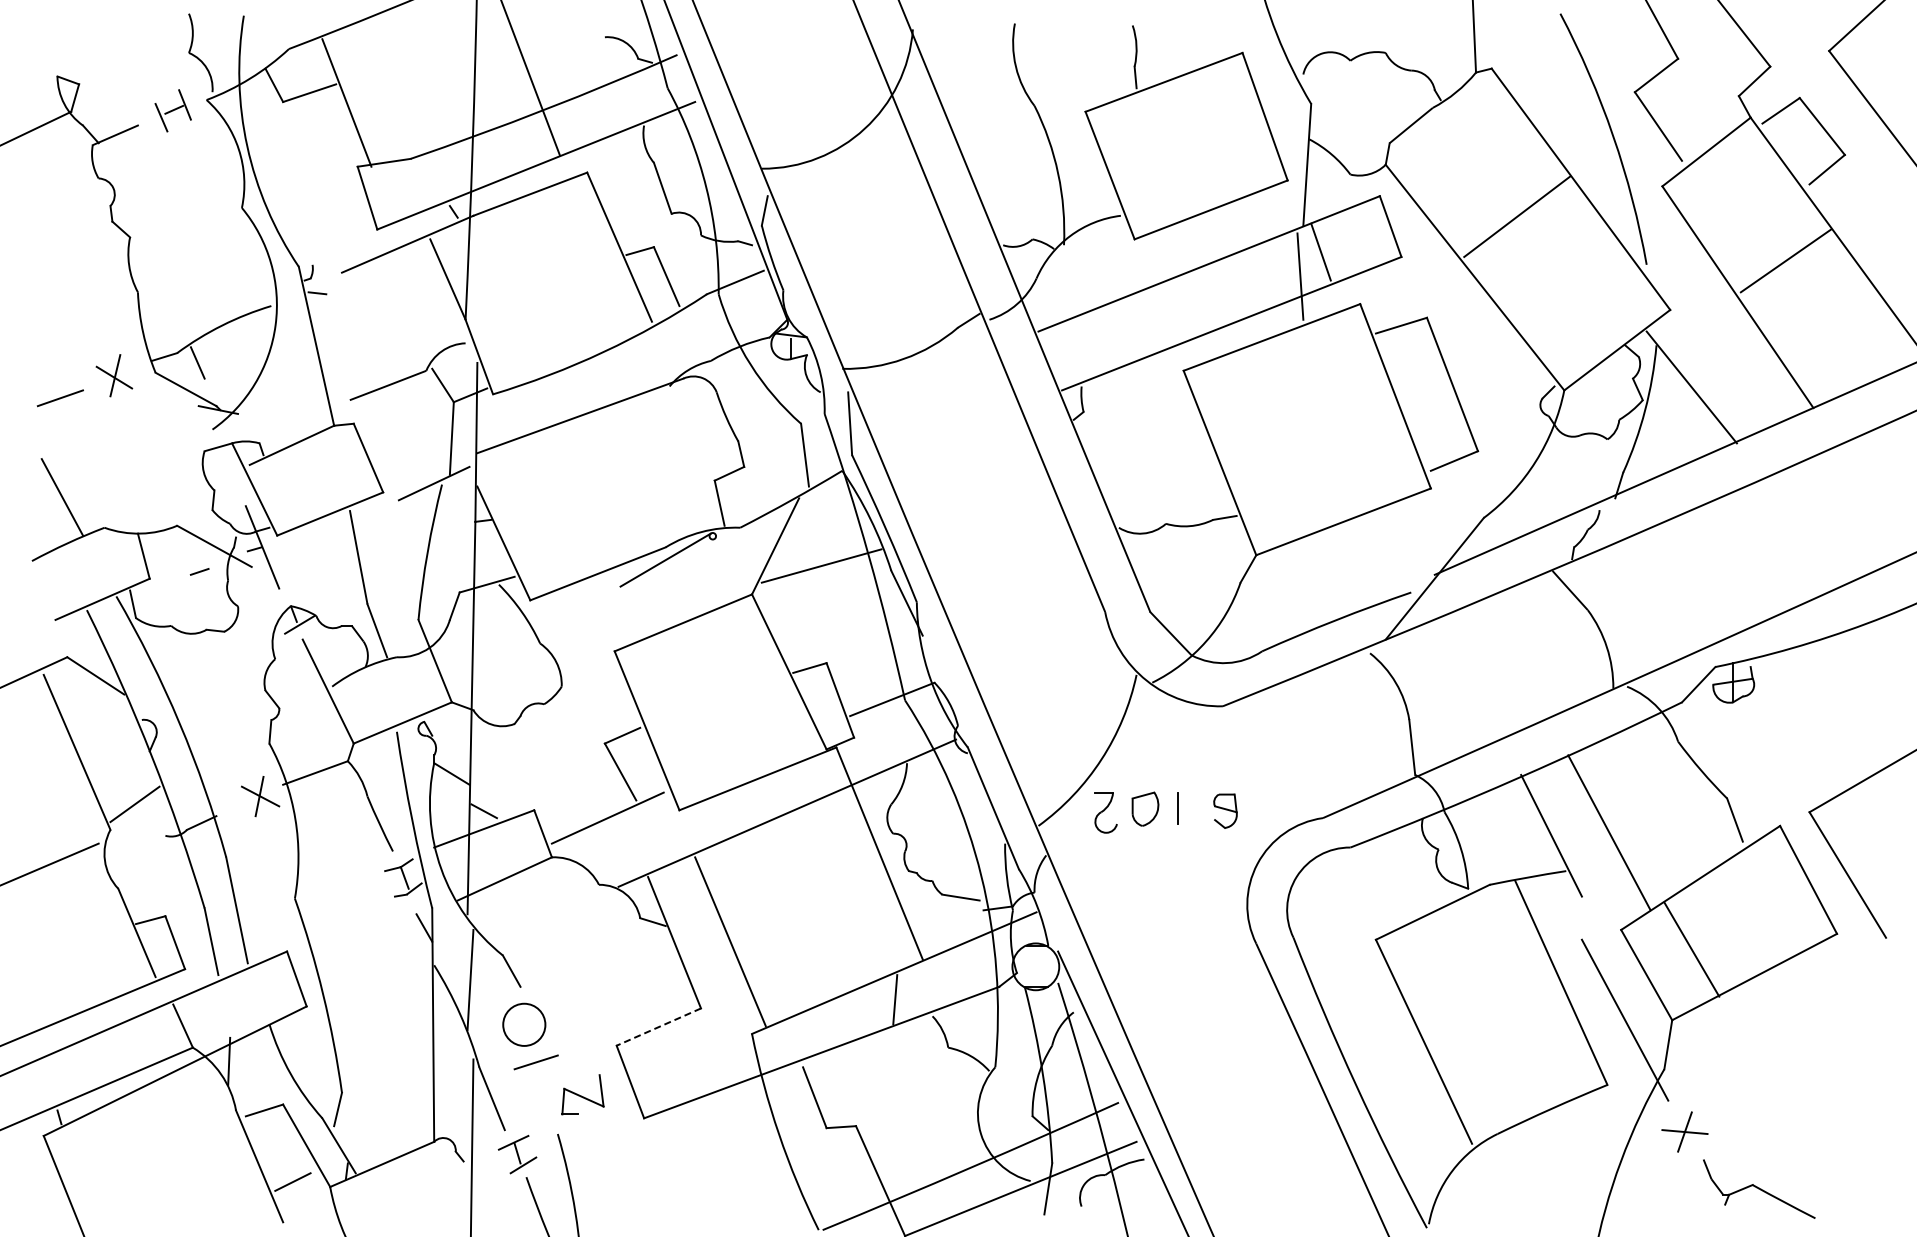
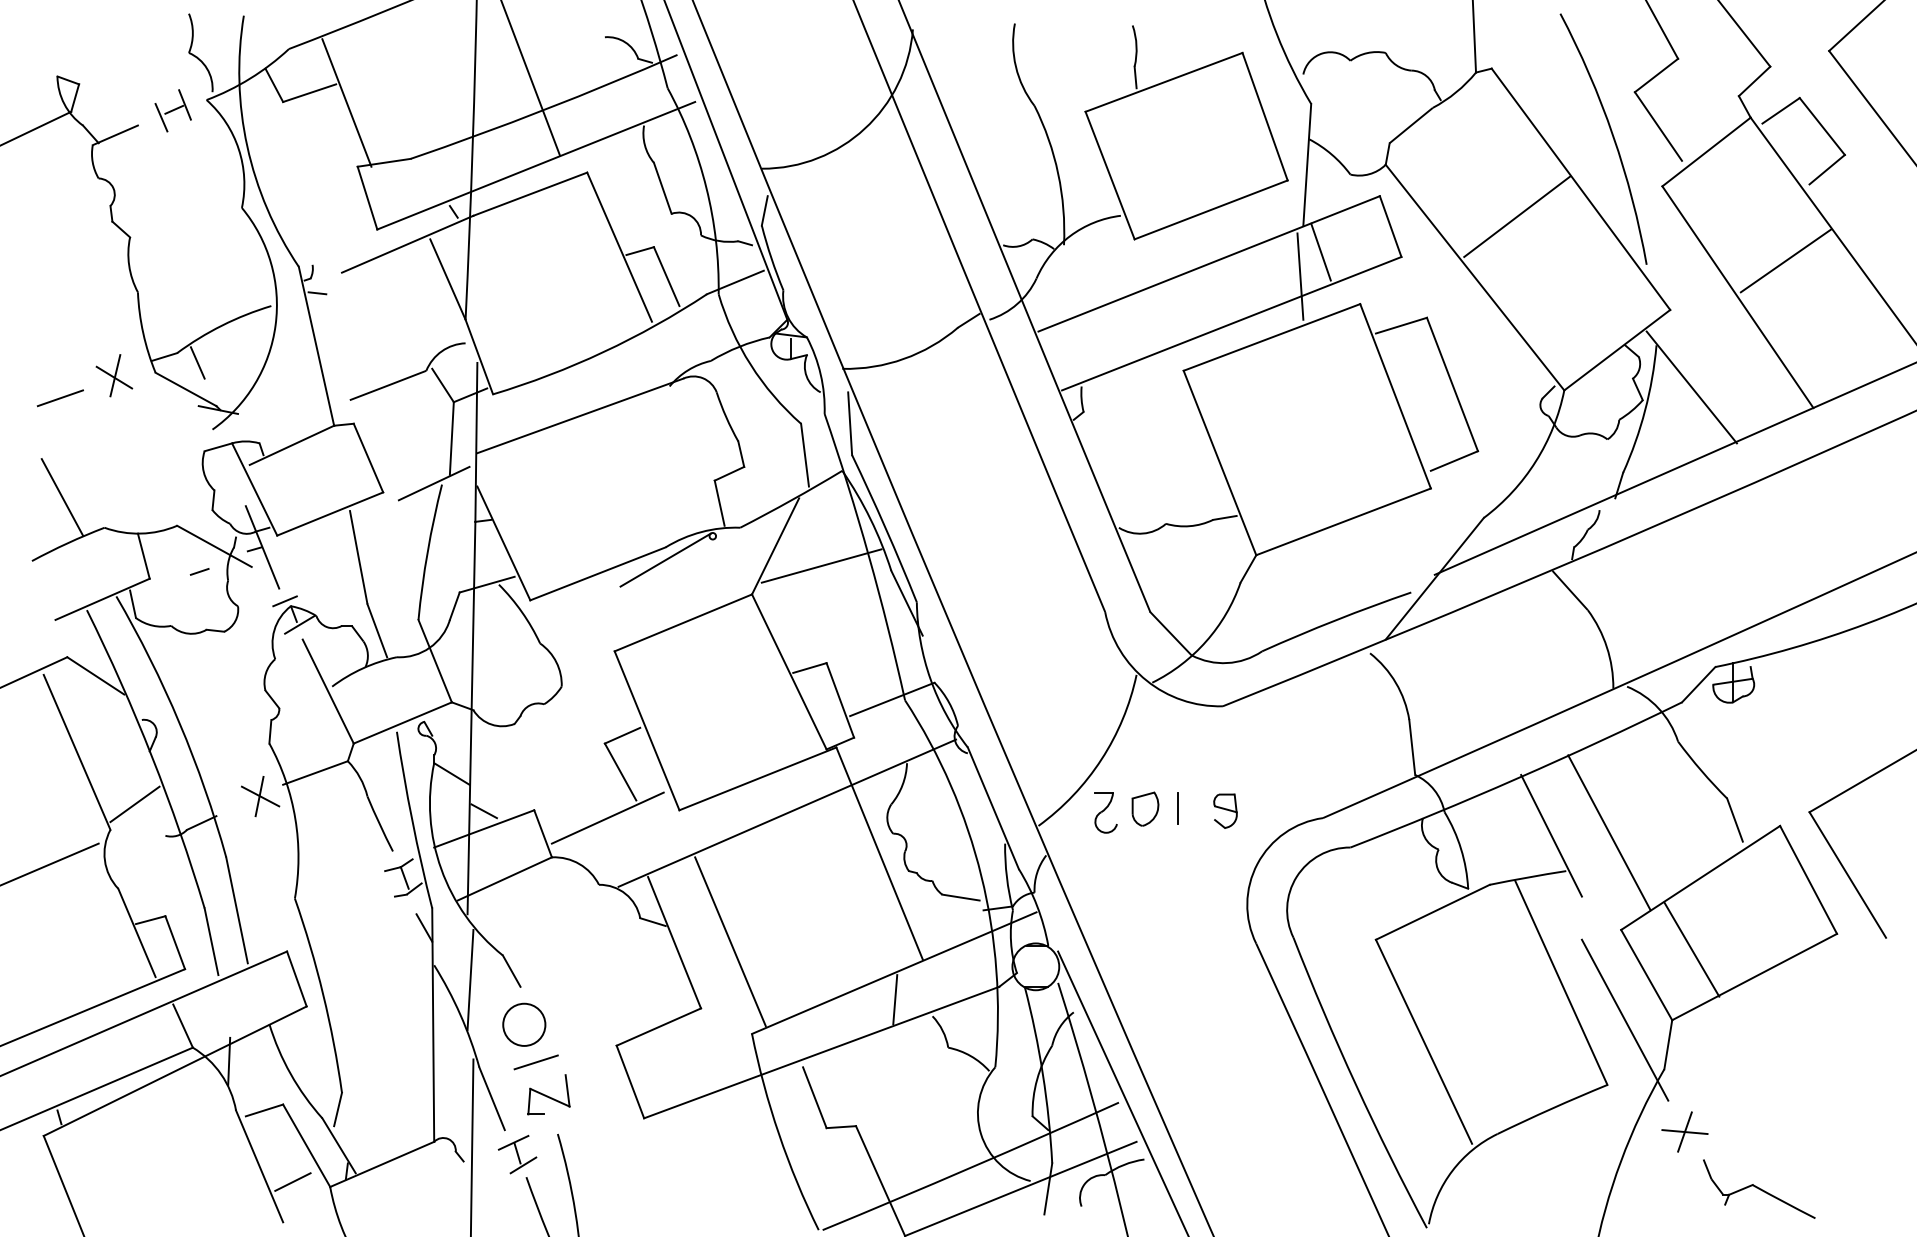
line: none -> present (284, 601)
line: dashed -> solid (658, 1027)
part position: (582, 1094) -> (548, 1094) (548, 1094)
